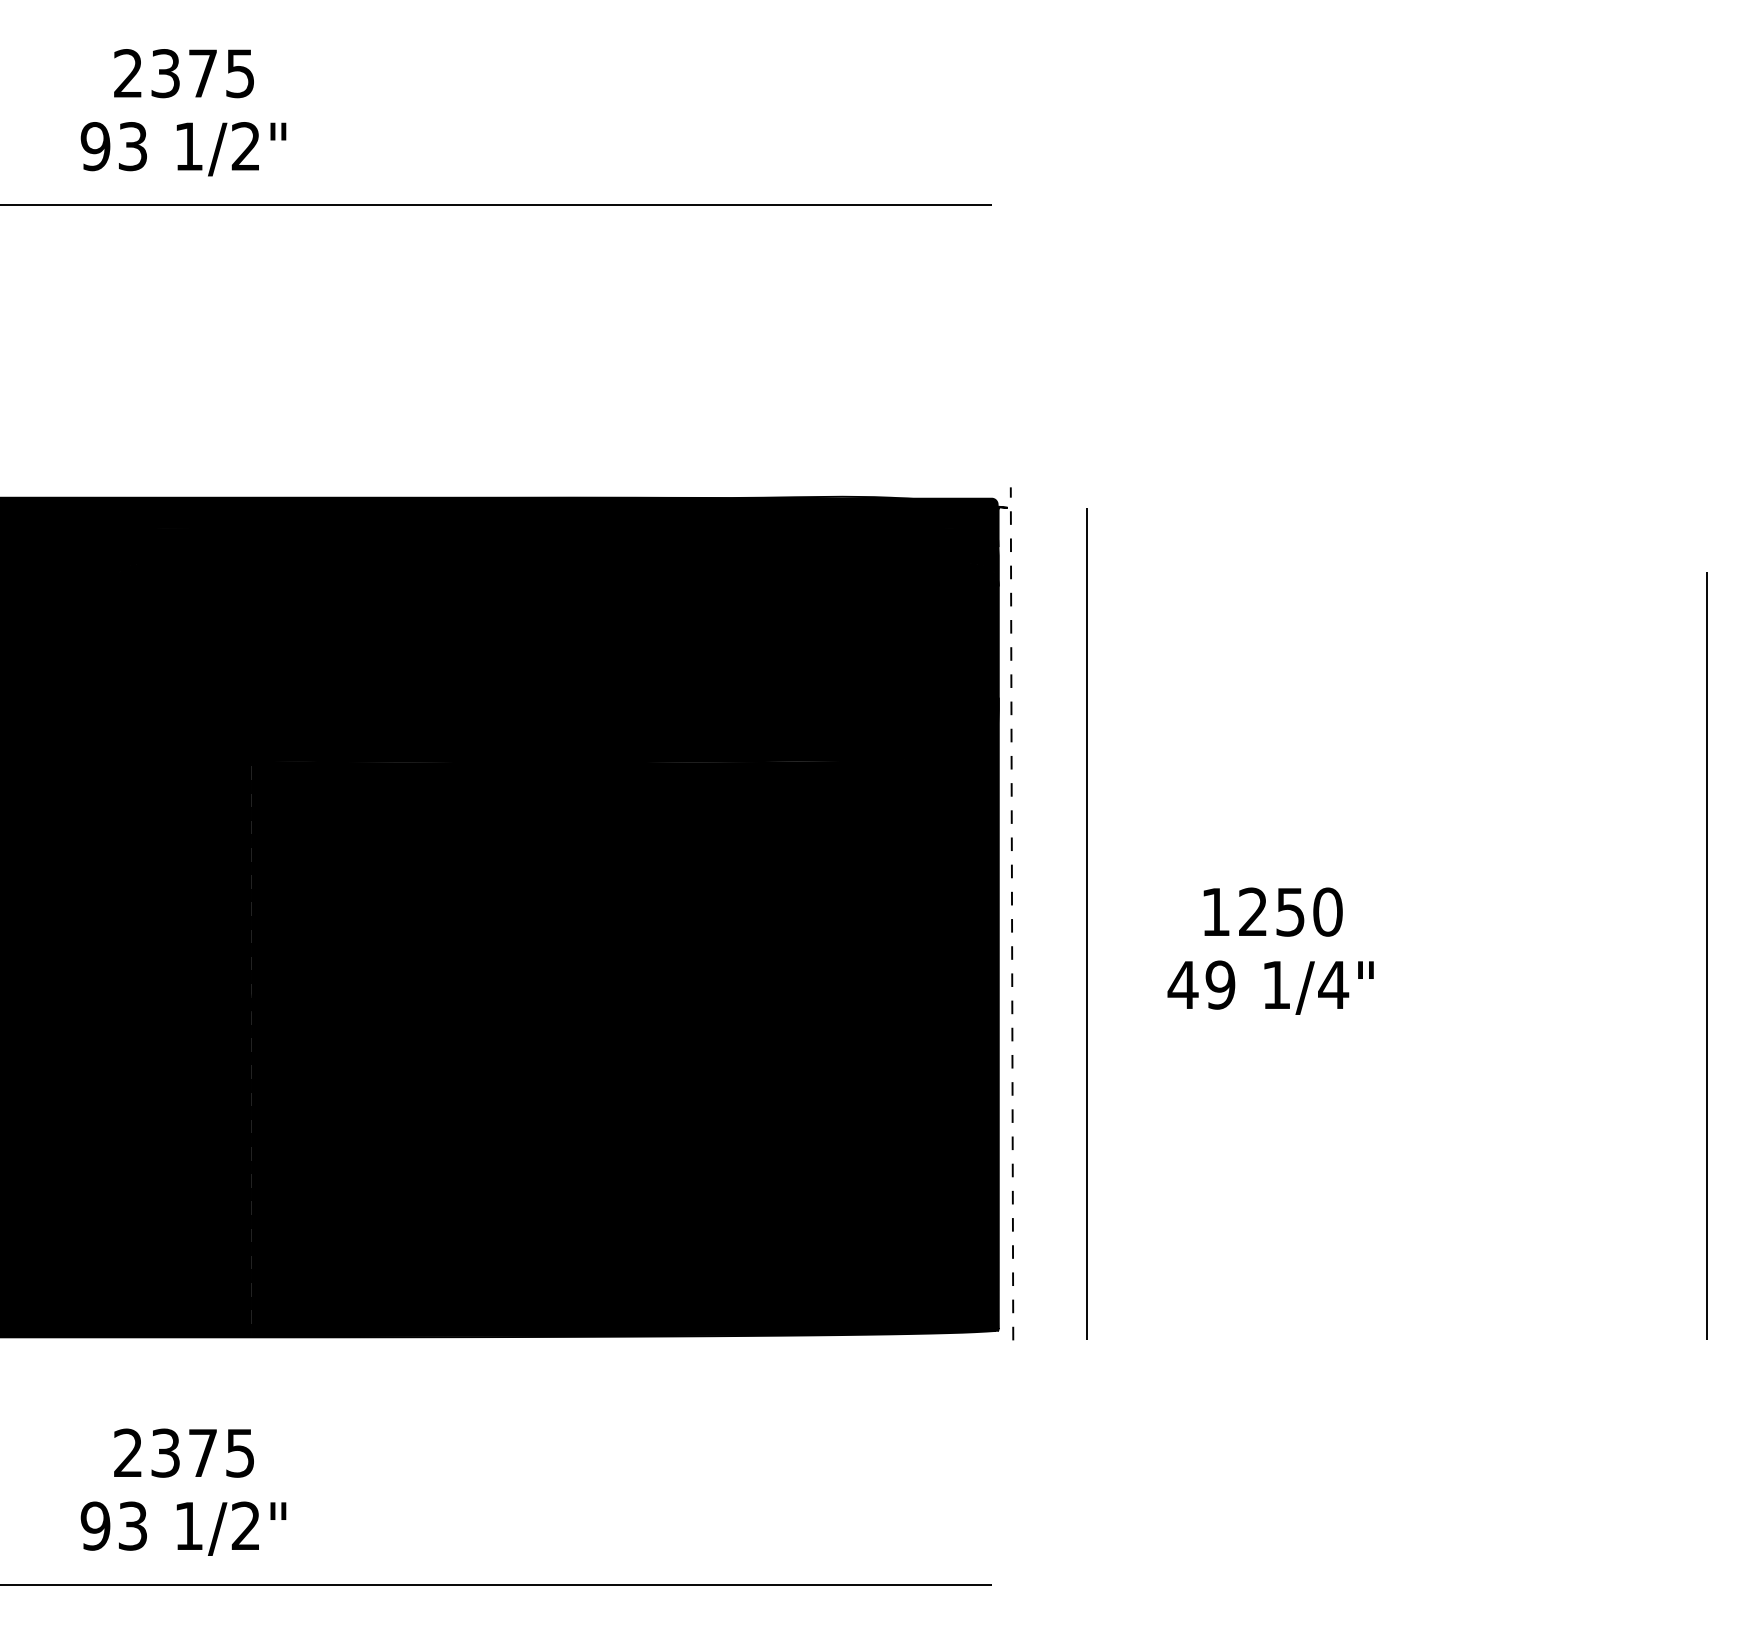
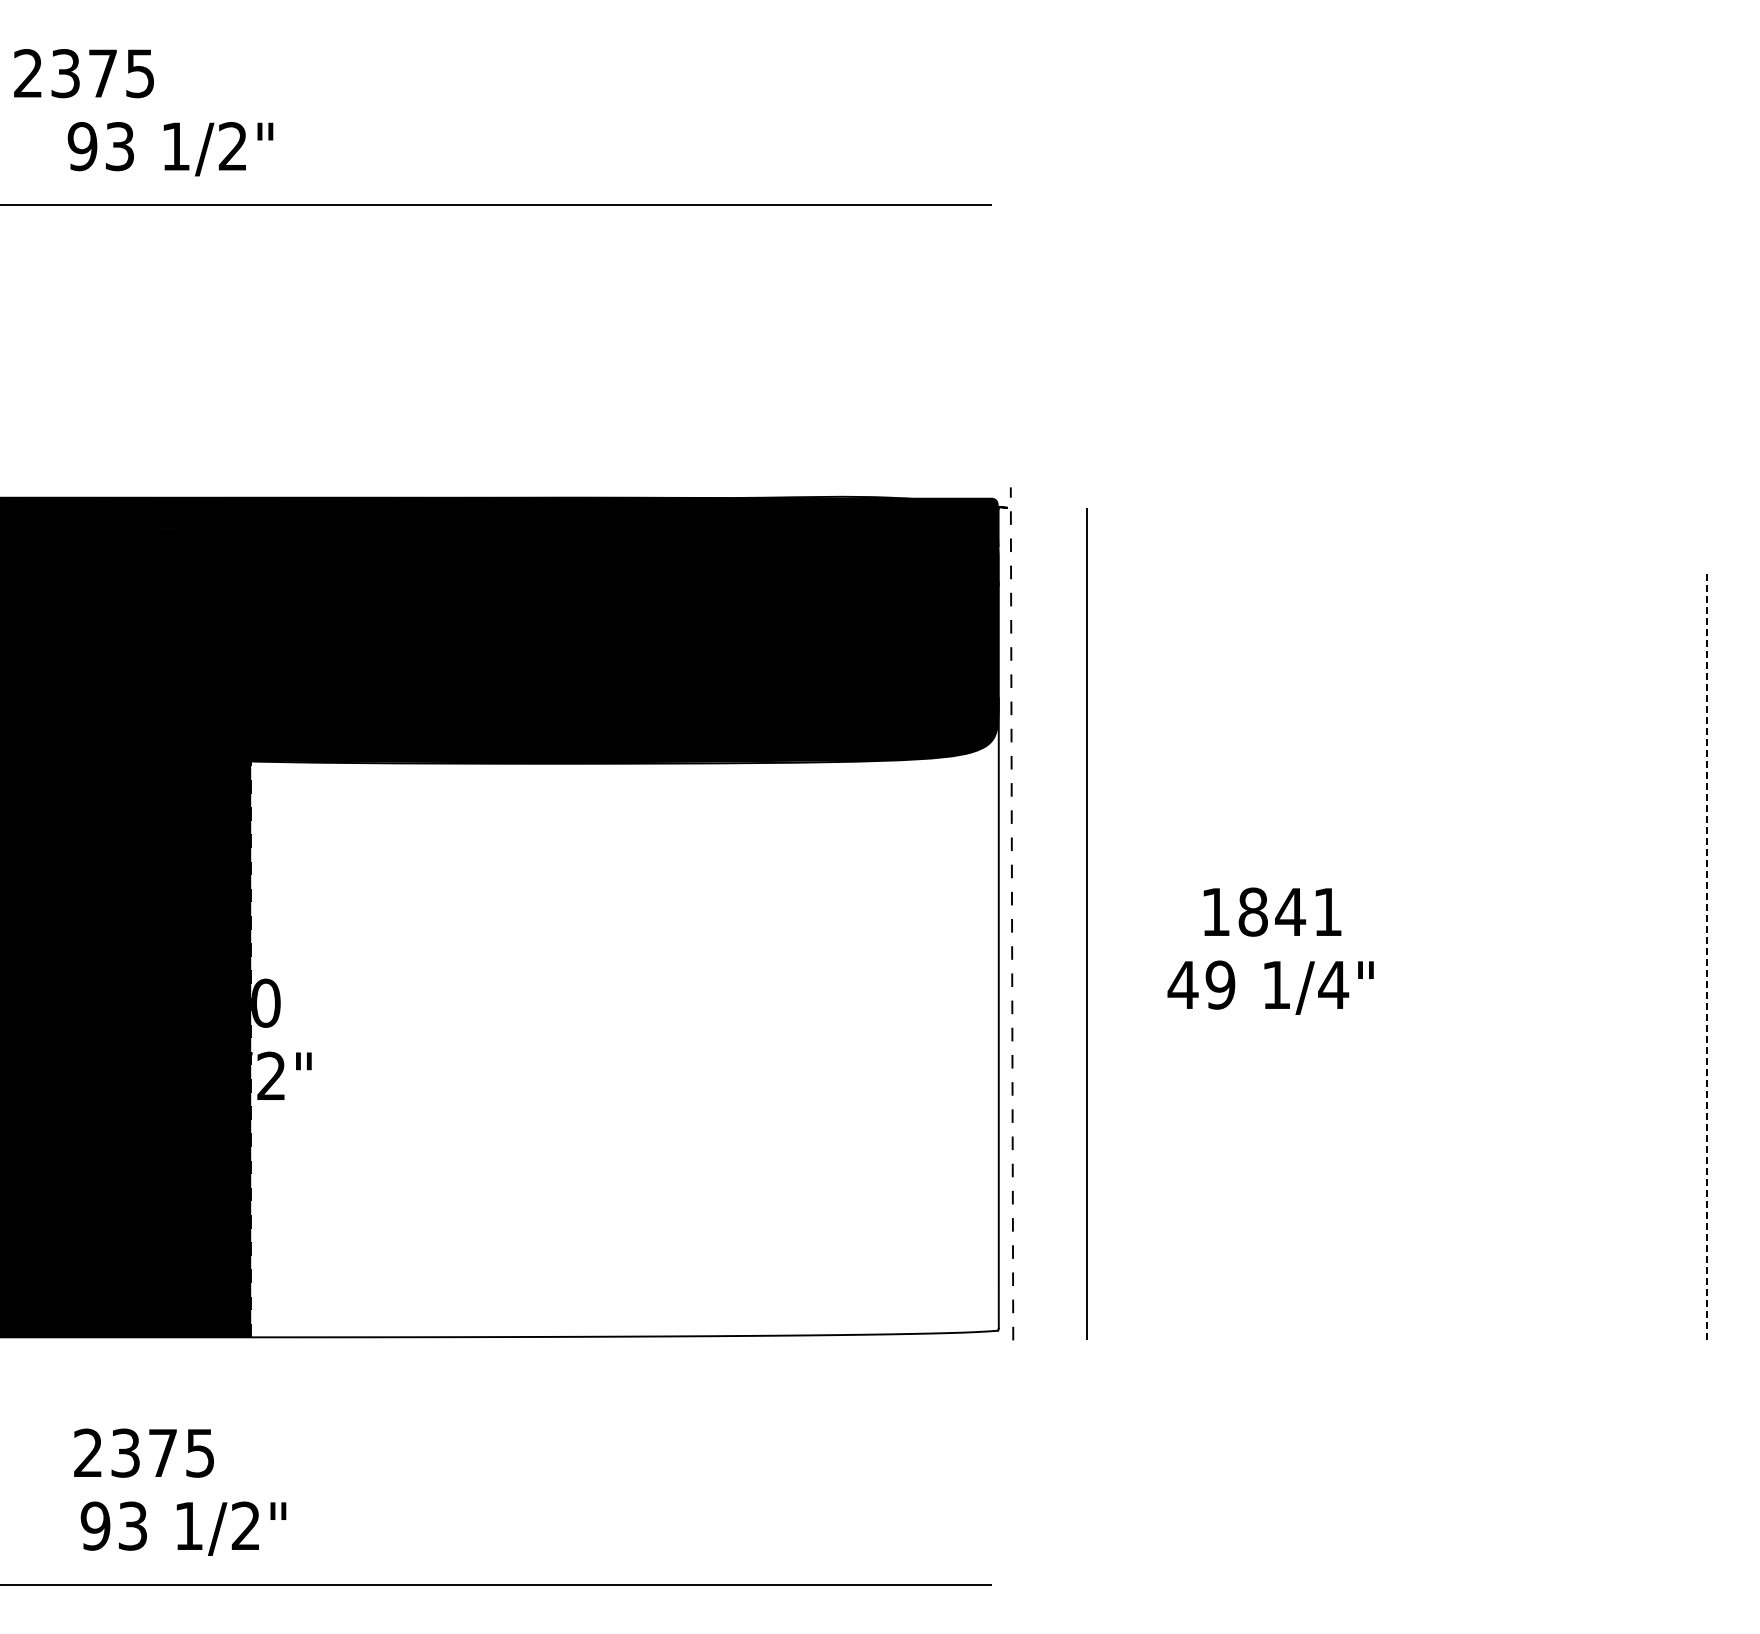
text position: (183, 73) -> (83, 73) (83, 73)
text position: (183, 149) -> (170, 149) (170, 149)
text: 1250 -> 1841 (1290, 911)
line: solid -> dashed (1707, 956)
fill: present -> none (624, 1019)
text position: (183, 1452) -> (143, 1452) (143, 1452)
